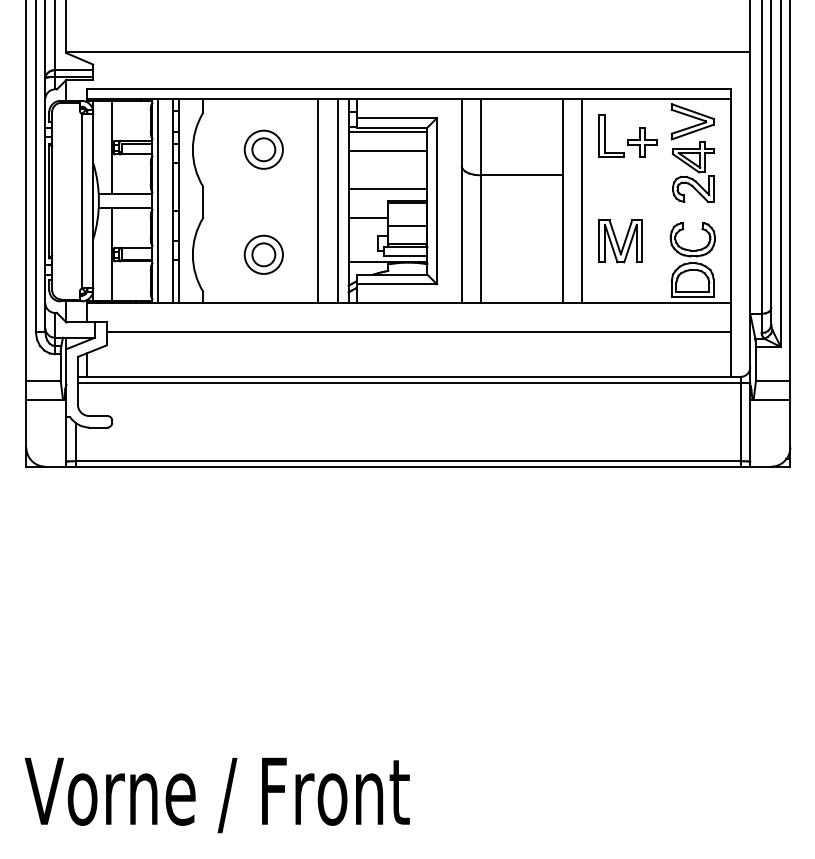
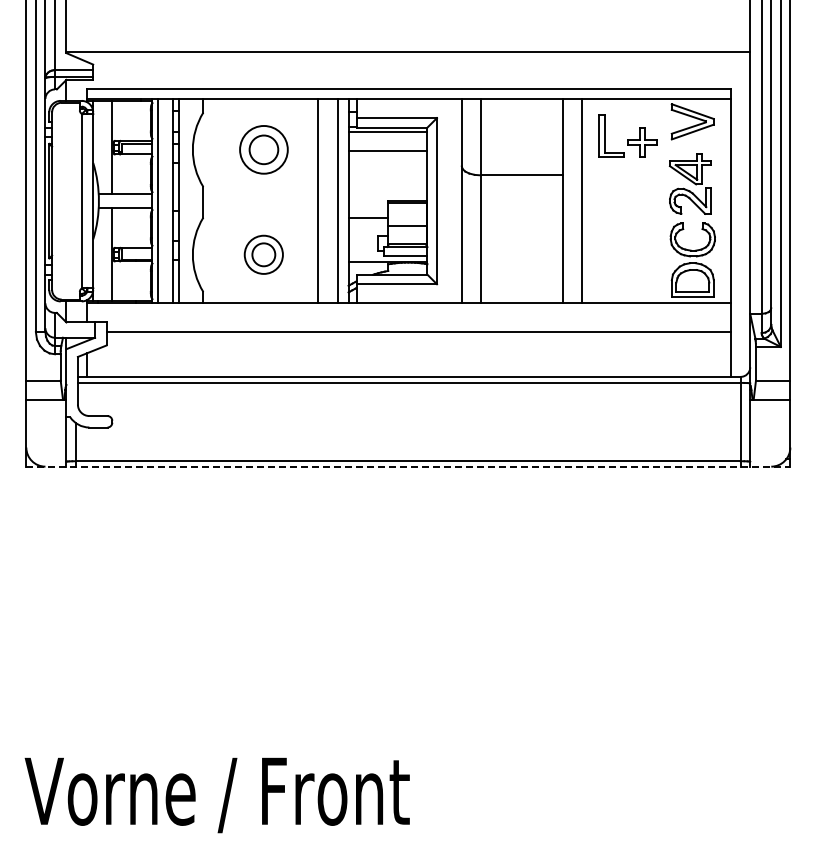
part size: 41x41 px -> 50x50 px (263, 149)
part position: (692, 171) -> (689, 183) (689, 183)
line: present -> none (387, 189)
part: present -> none (620, 241)
line: solid -> dashed (408, 466)
